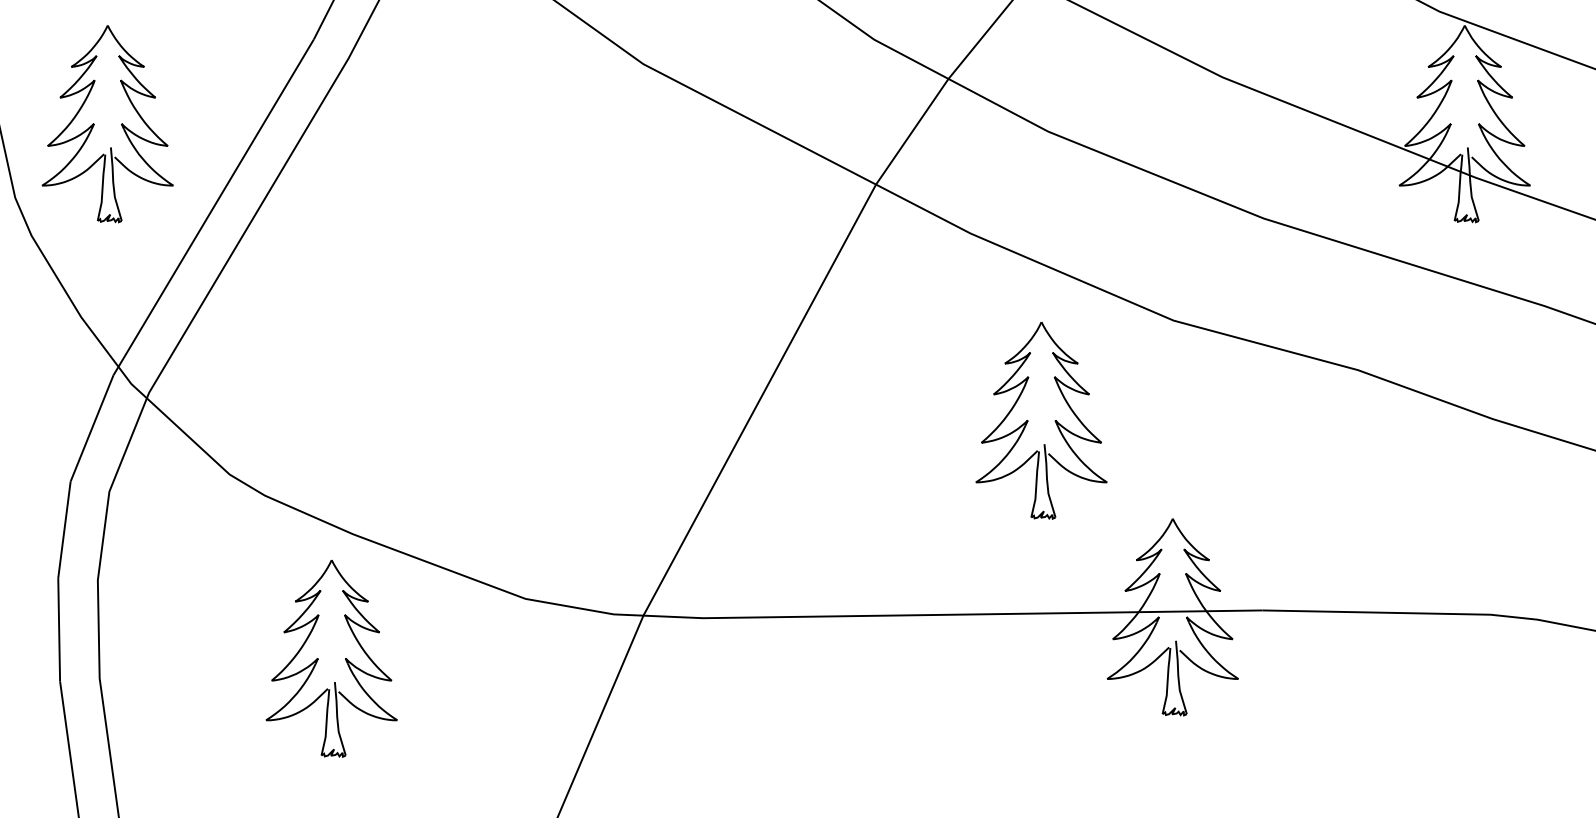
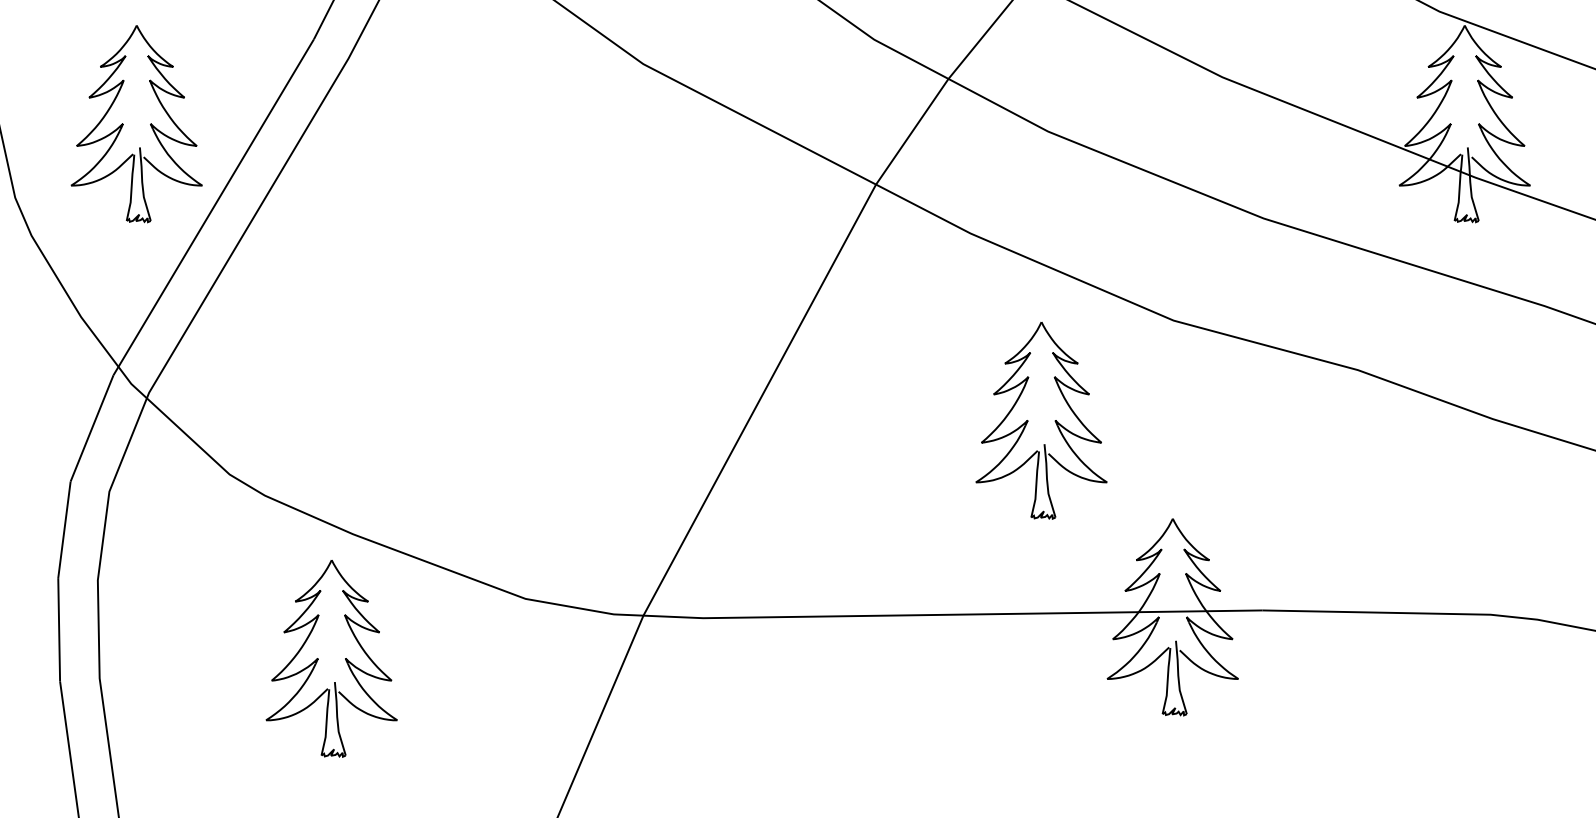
part position: (94, 124) -> (123, 124) (123, 124)
